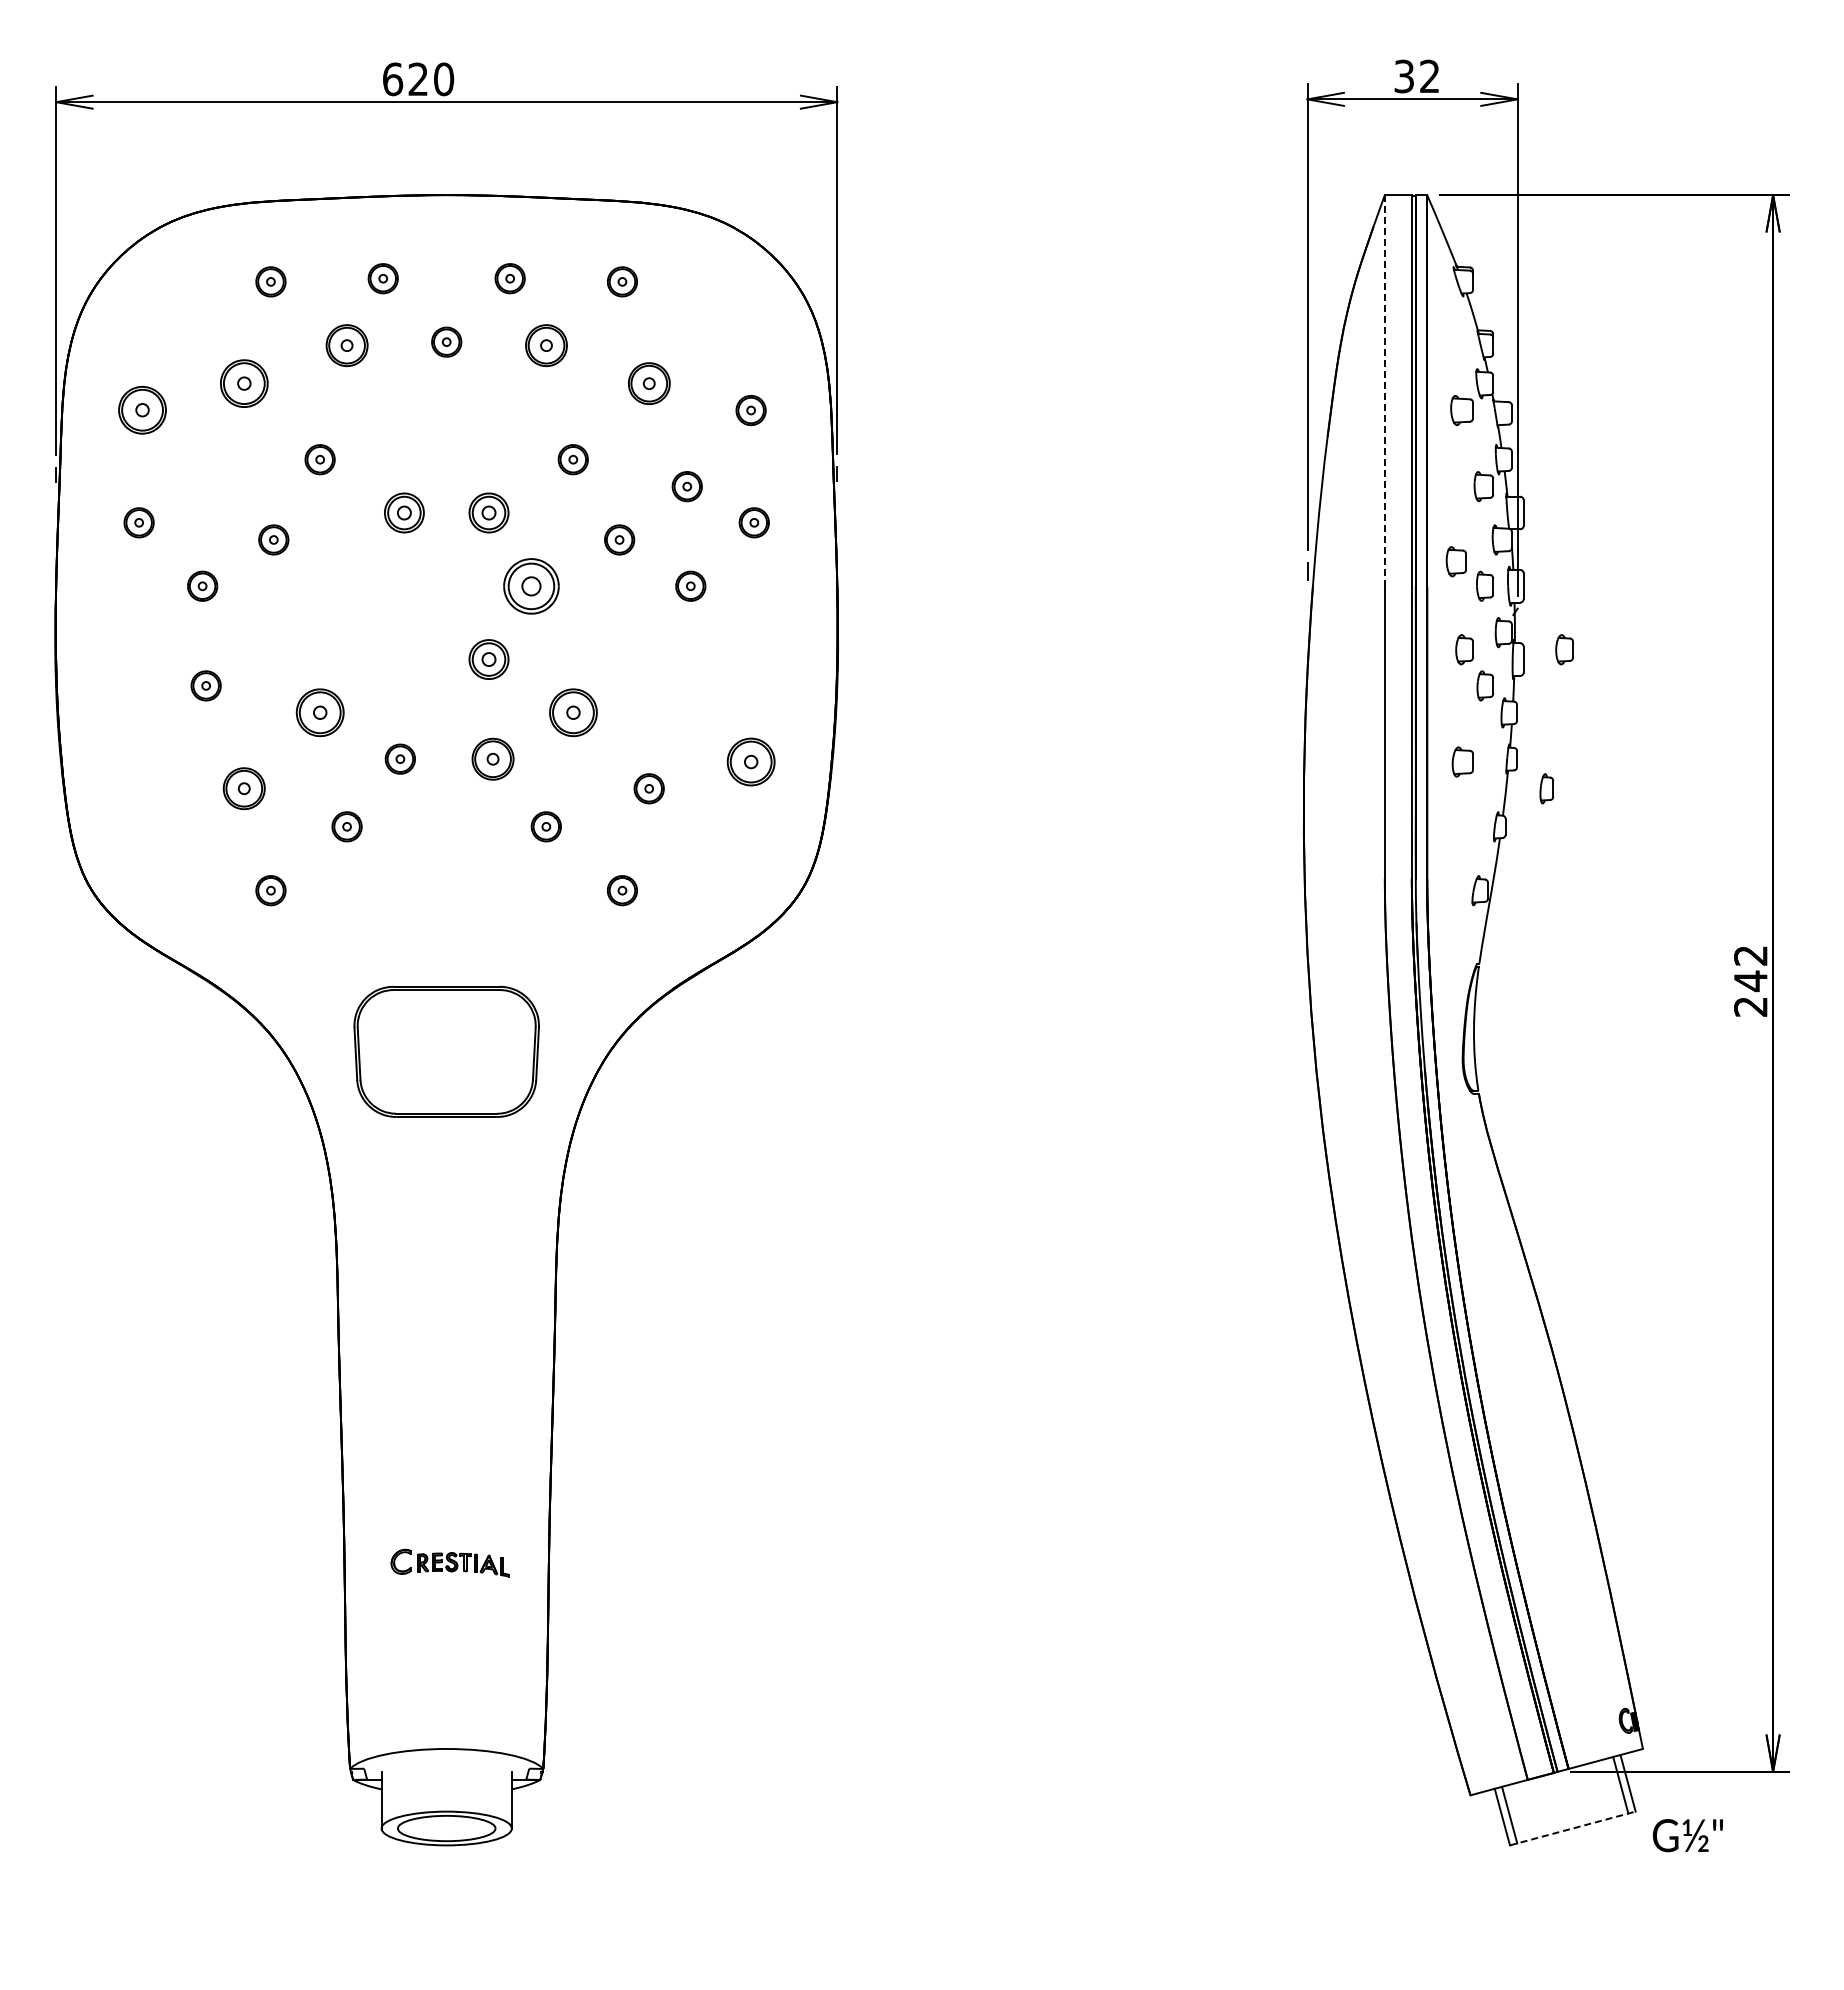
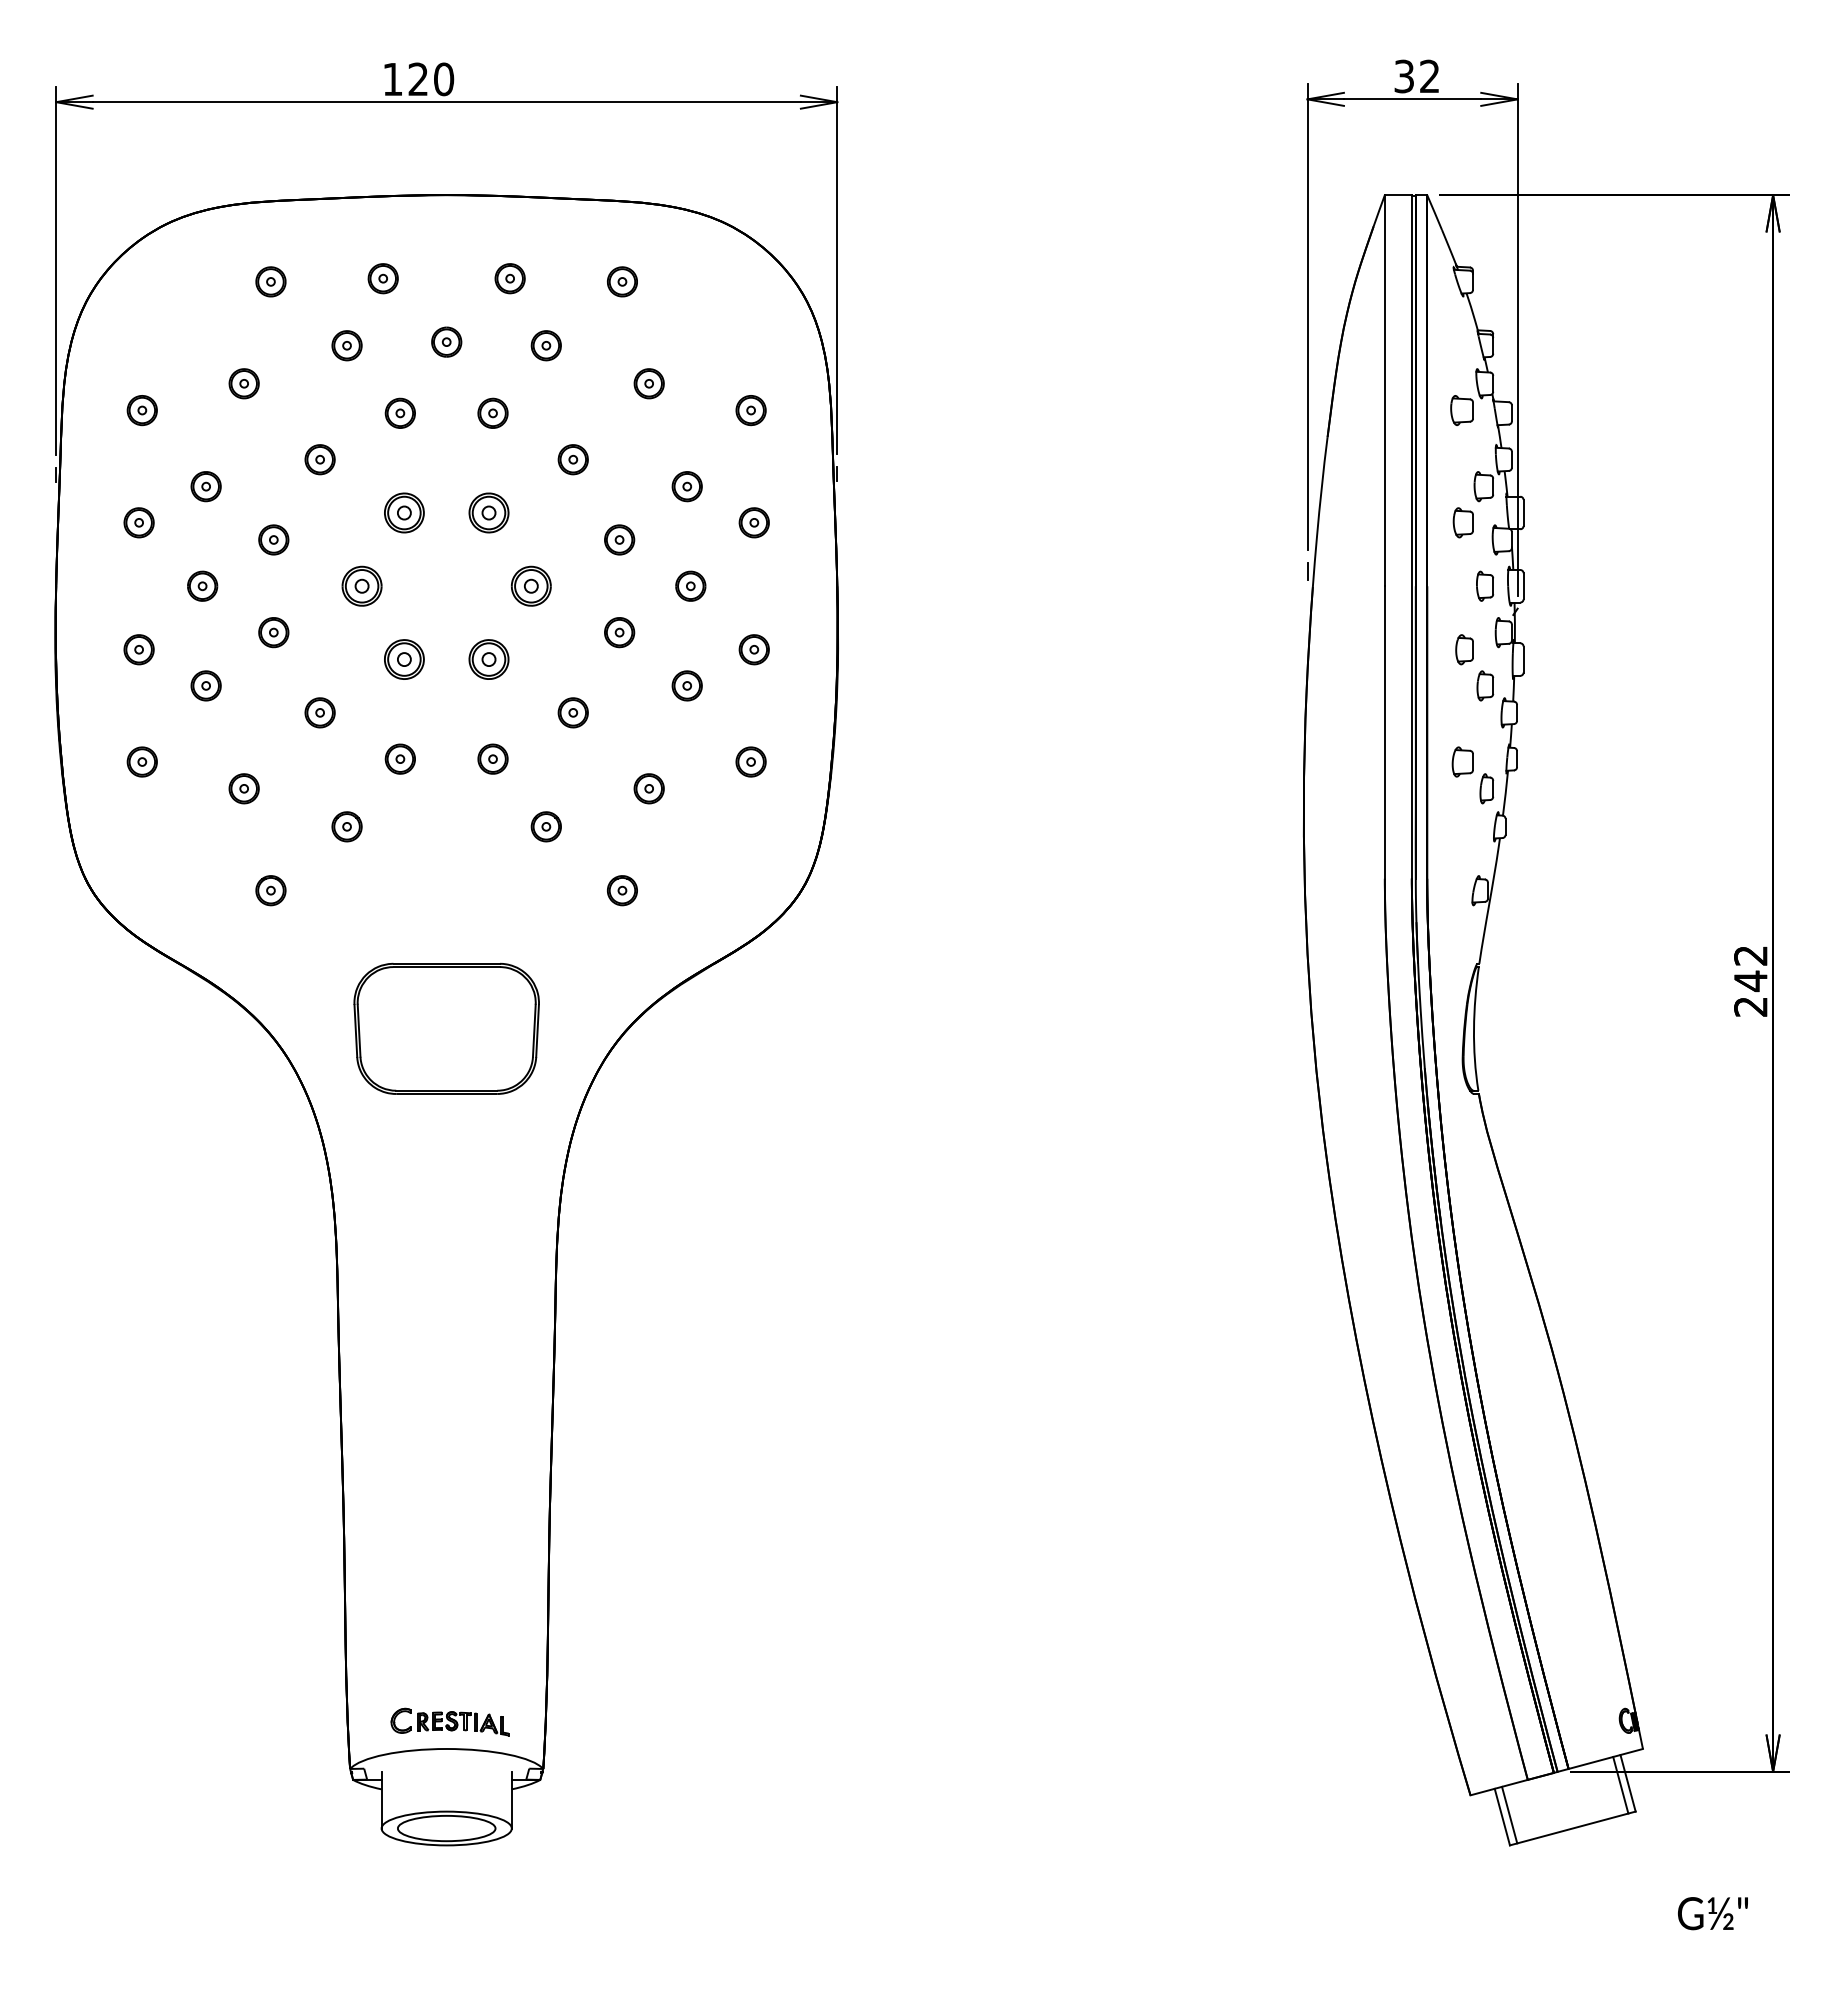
text: 620 -> 120 (393, 79)
part size: 44x43 px -> 32x32 px (346, 345)
part size: 43x44 px -> 32x32 px (545, 345)
part size: 49x49 px -> 32x32 px (243, 383)
part size: 43x43 px -> 32x32 px (648, 383)
line: dashed -> solid (1384, 390)
part size: 49x50 px -> 32x32 px (141, 410)
part: none -> present (399, 412)
part: none -> present (492, 412)
part: none -> present (205, 486)
part position: (1455, 561) -> (1462, 522) (1462, 522)
part: none -> present (361, 585)
part size: 57x57 px -> 42x42 px (530, 585)
part: none -> present (273, 632)
part: none -> present (619, 632)
part: none -> present (138, 649)
part: none -> present (753, 649)
part: present -> none (1564, 649)
part: none -> present (404, 659)
part: none -> present (686, 685)
part size: 50x50 px -> 32x32 px (319, 712)
part size: 49x50 px -> 32x32 px (572, 712)
part size: 44x44 px -> 32x32 px (492, 758)
part: none -> present (141, 761)
part size: 50x50 px -> 32x32 px (750, 761)
part size: 44x44 px -> 32x32 px (243, 788)
part position: (1546, 788) -> (1486, 788) (1486, 788)
part position: (446, 1051) -> (446, 1028) (446, 1028)
part position: (449, 1562) -> (449, 1721) (449, 1721)
line: dashed -> solid (1573, 1828)
text position: (1687, 1835) -> (1712, 1913) (1712, 1913)
